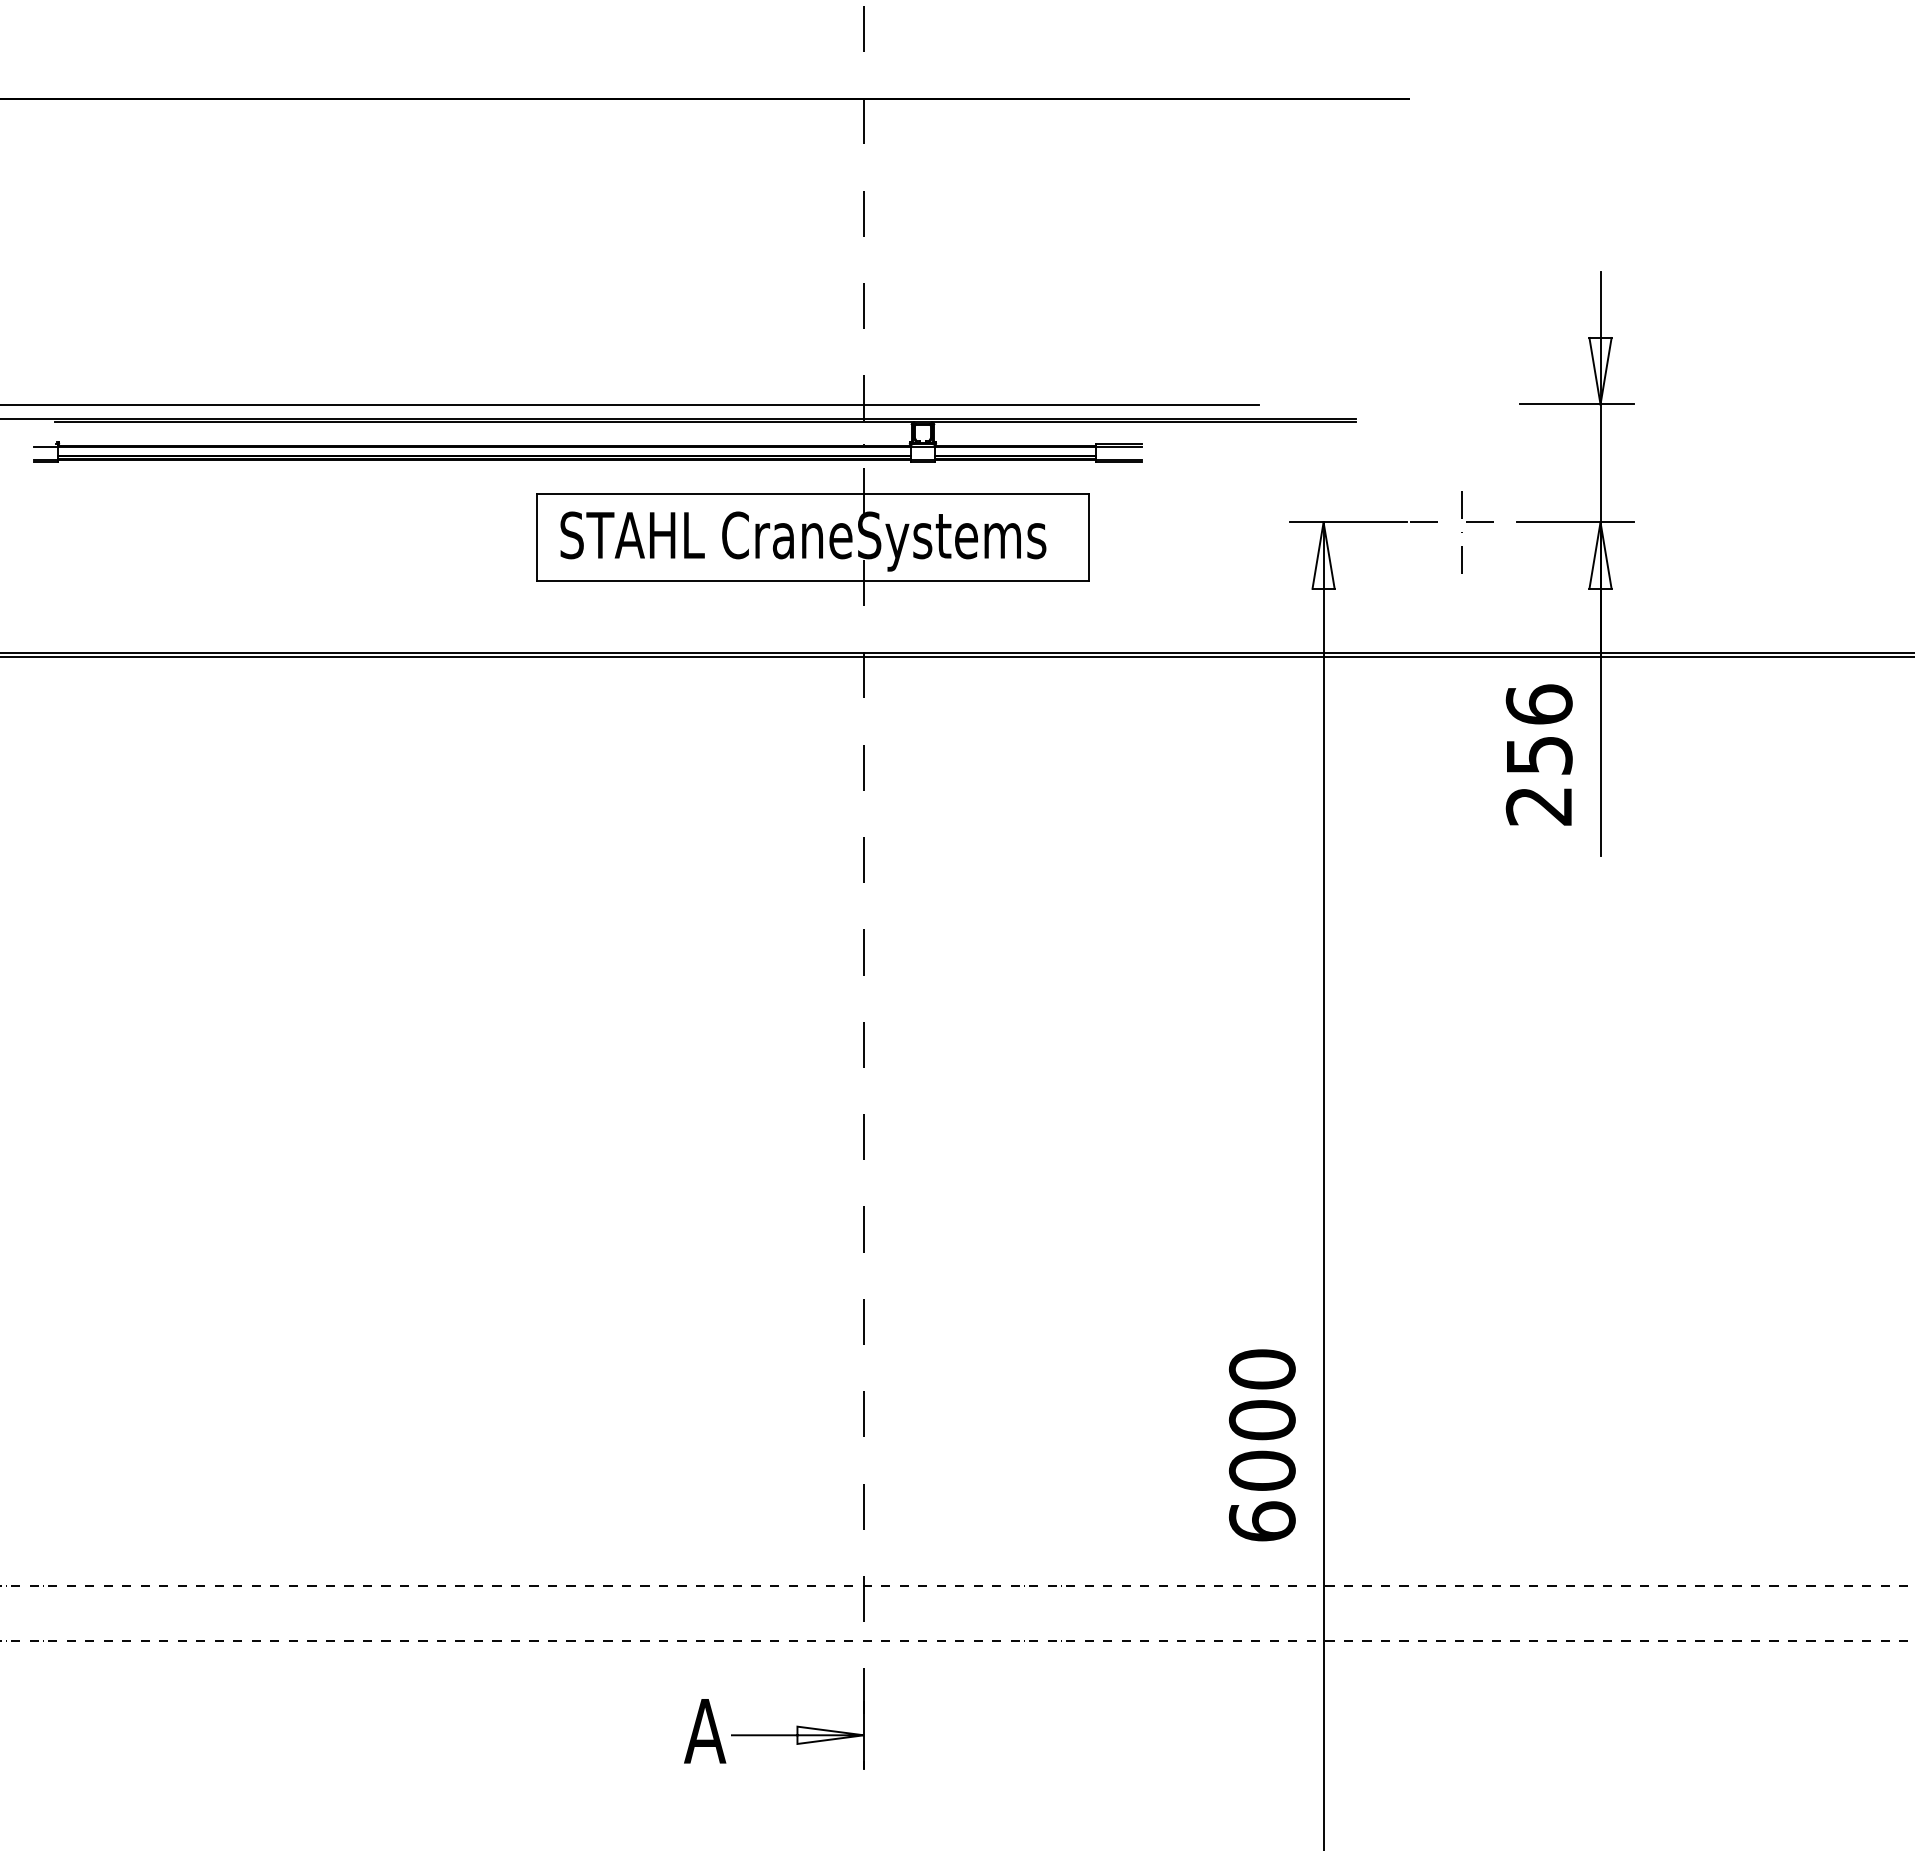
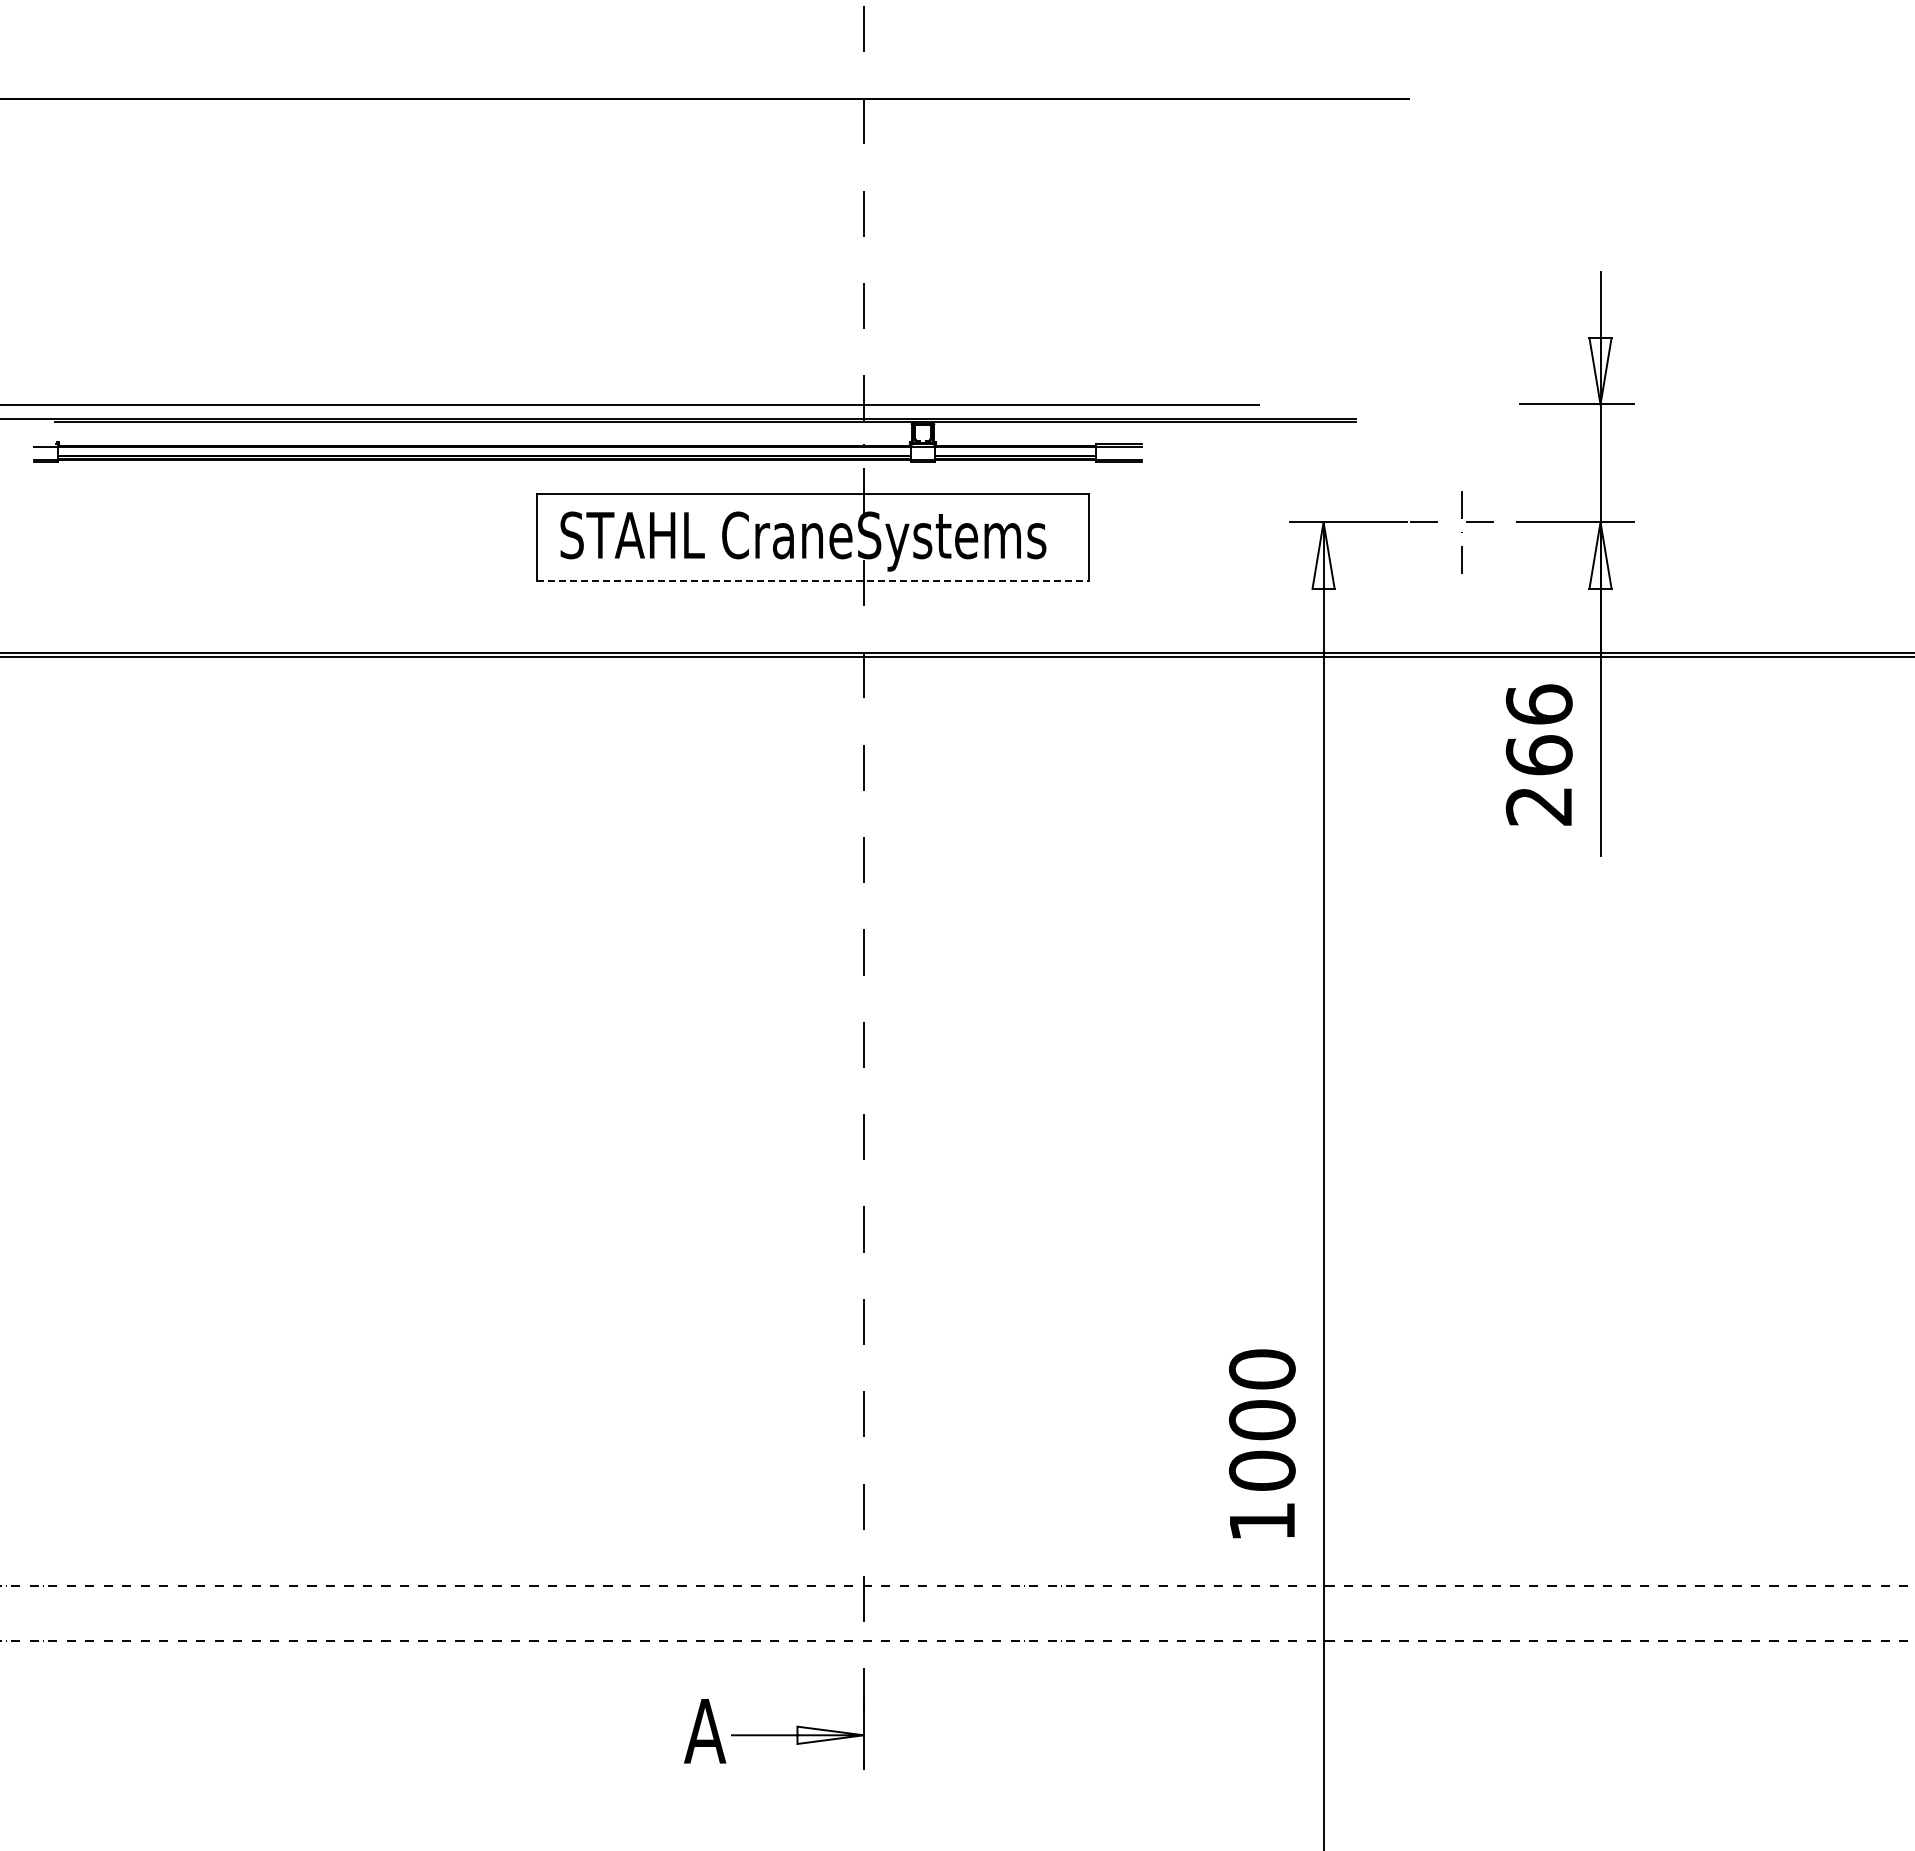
line: solid -> dashed (813, 580)
text: 256 -> 266 (1538, 755)
text: 6000 -> 1000 (1261, 1521)
